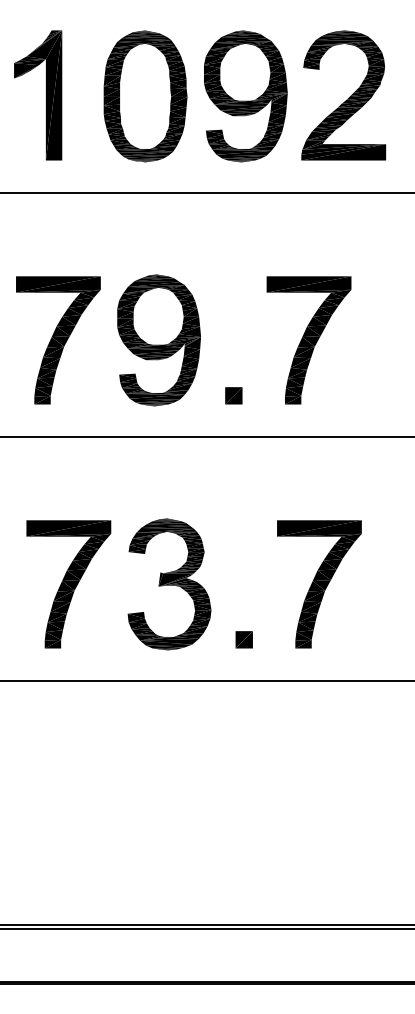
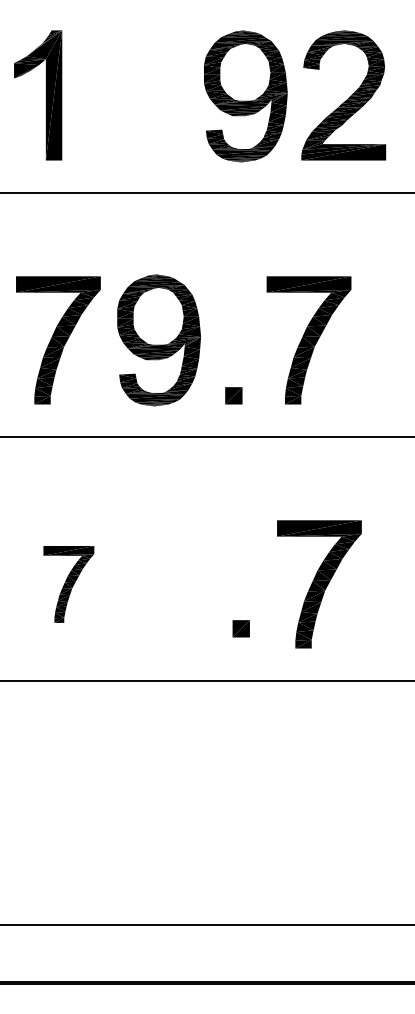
part: present -> none (145, 96)
part size: 86x129 px -> 52x77 px (68, 584)
part: present -> none (169, 584)
part position: (243, 639) -> (240, 628) (240, 628)
line: present -> none (206, 928)
